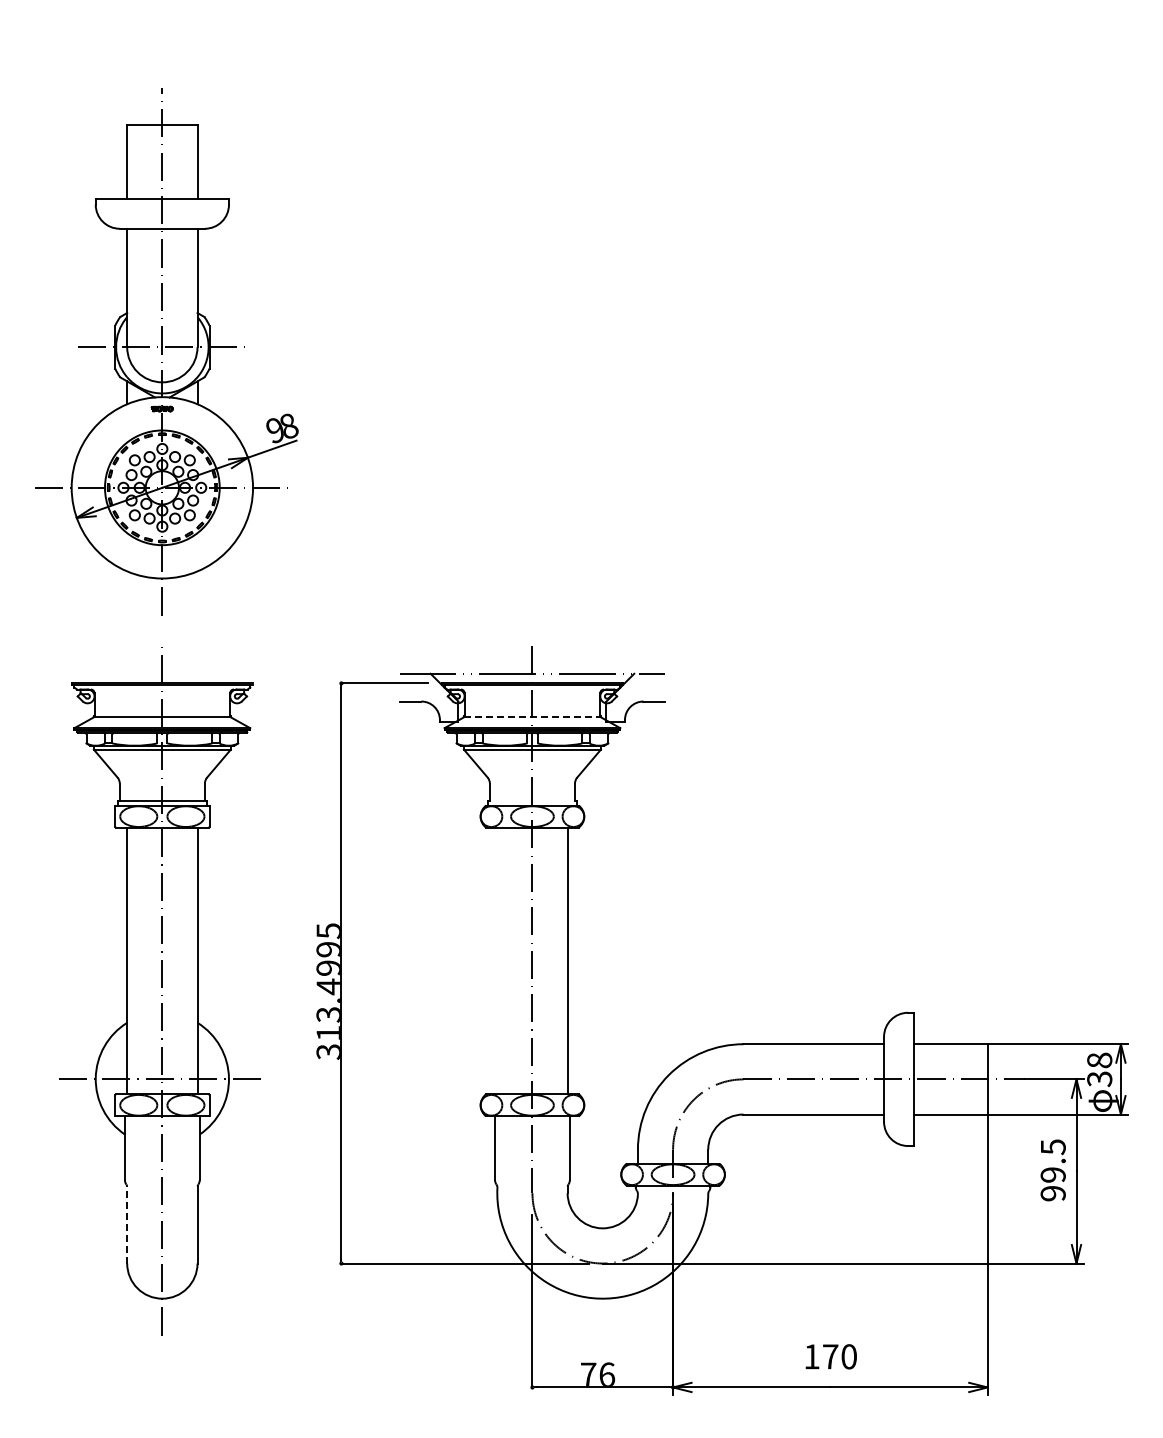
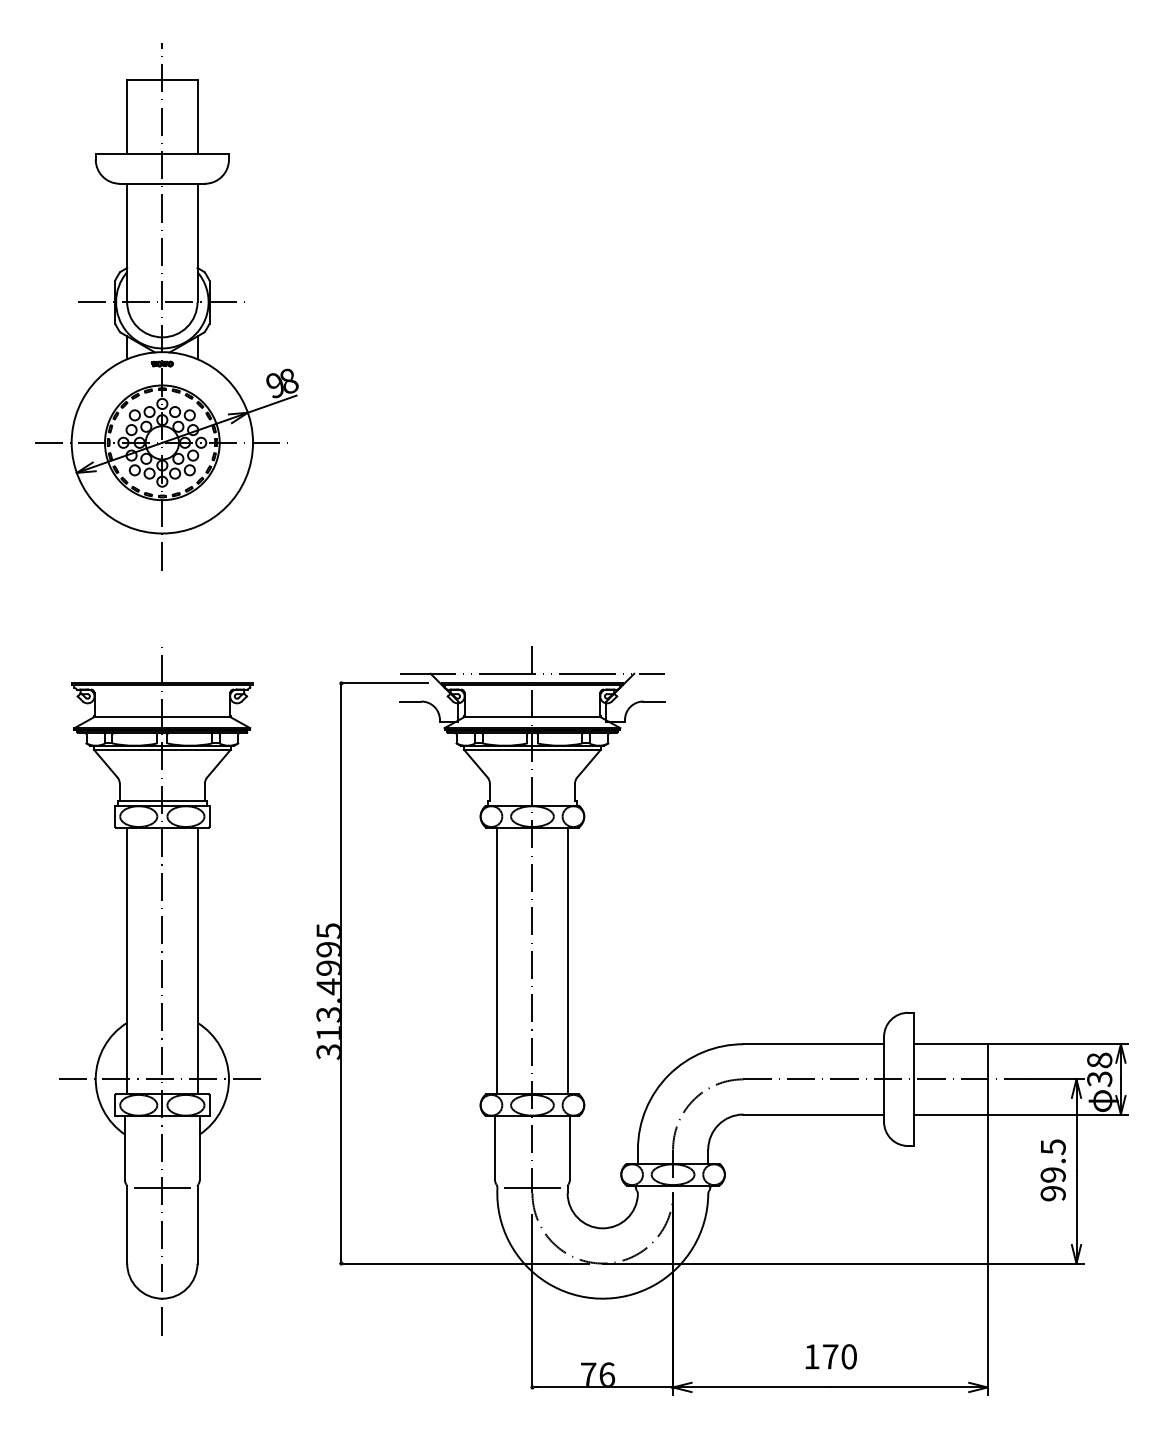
part position: (166, 351) -> (166, 306) (166, 306)
line: dashed -> solid (532, 717)
line: none -> present (497, 960)
line: none -> present (162, 1187)
line: none -> present (532, 1187)
line: dashed -> solid (127, 1225)
